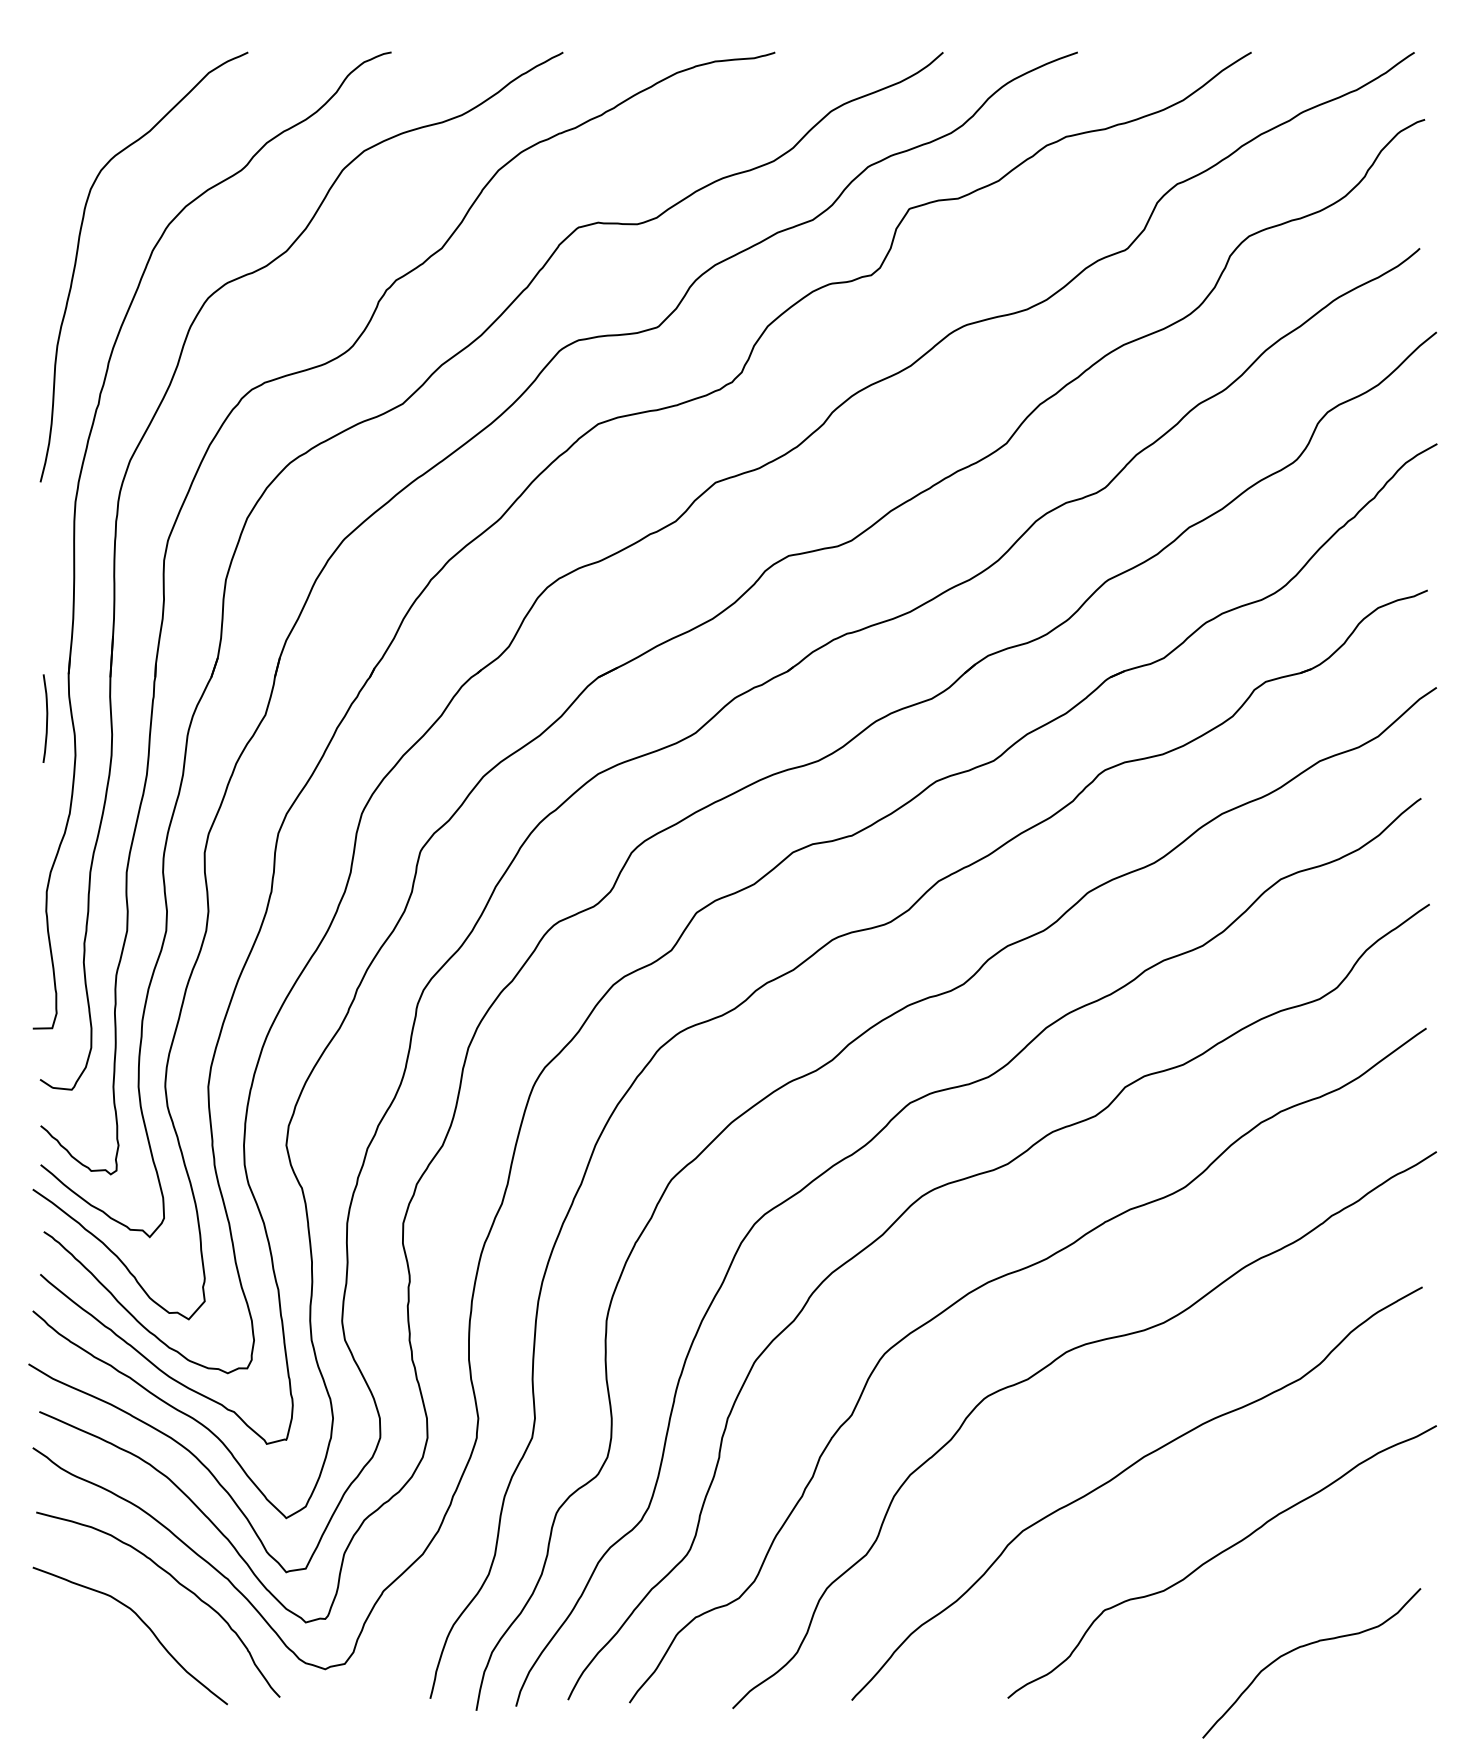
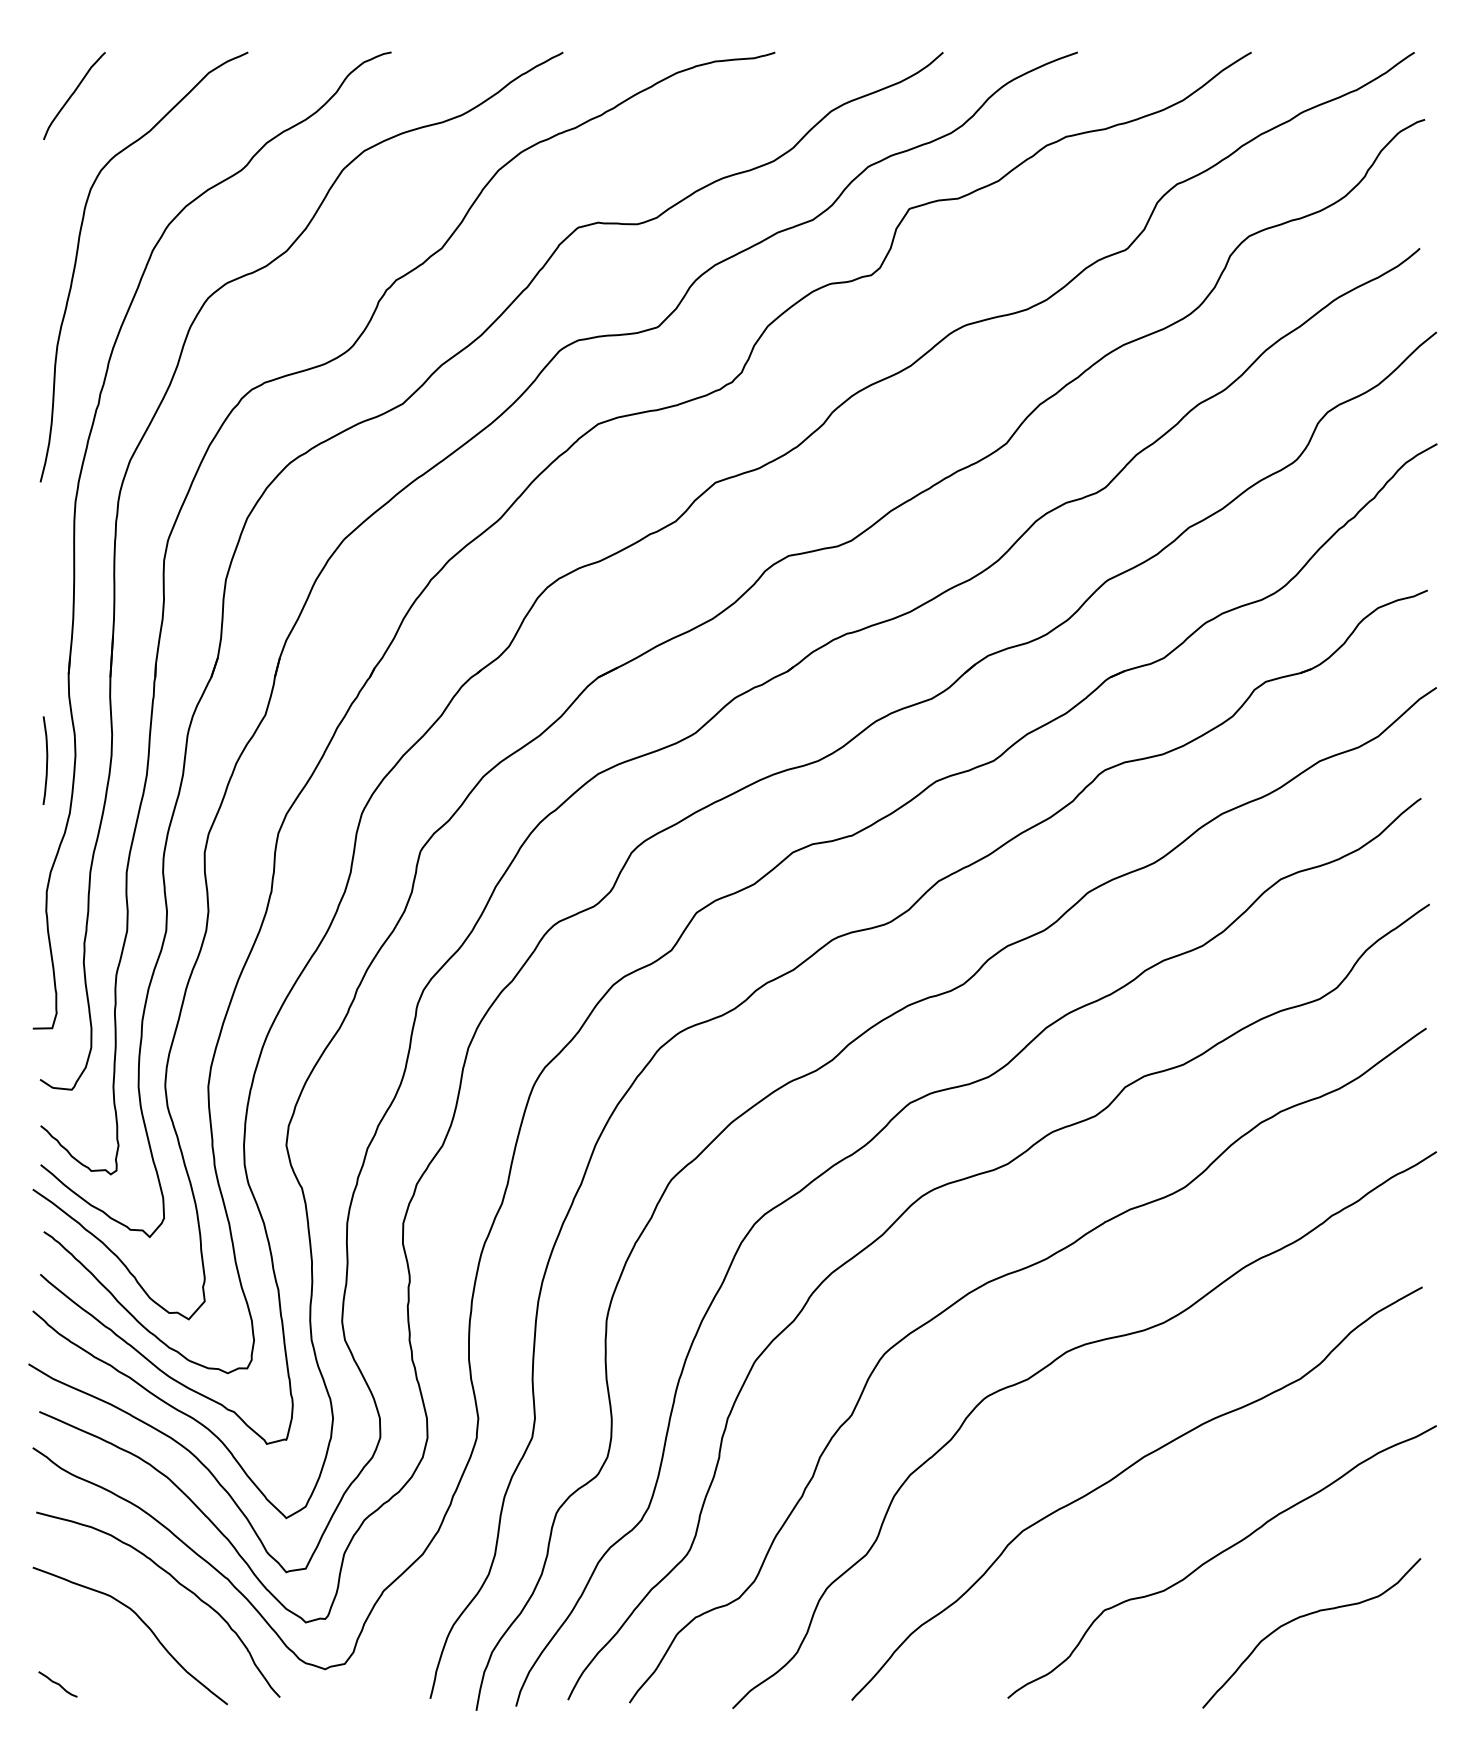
curve: none -> present (73, 94)
curve position: (46, 718) -> (46, 760) (46, 760)
curve position: (1305, 1646) -> (1305, 1616) (1305, 1616)
curve: none -> present (57, 1684)
